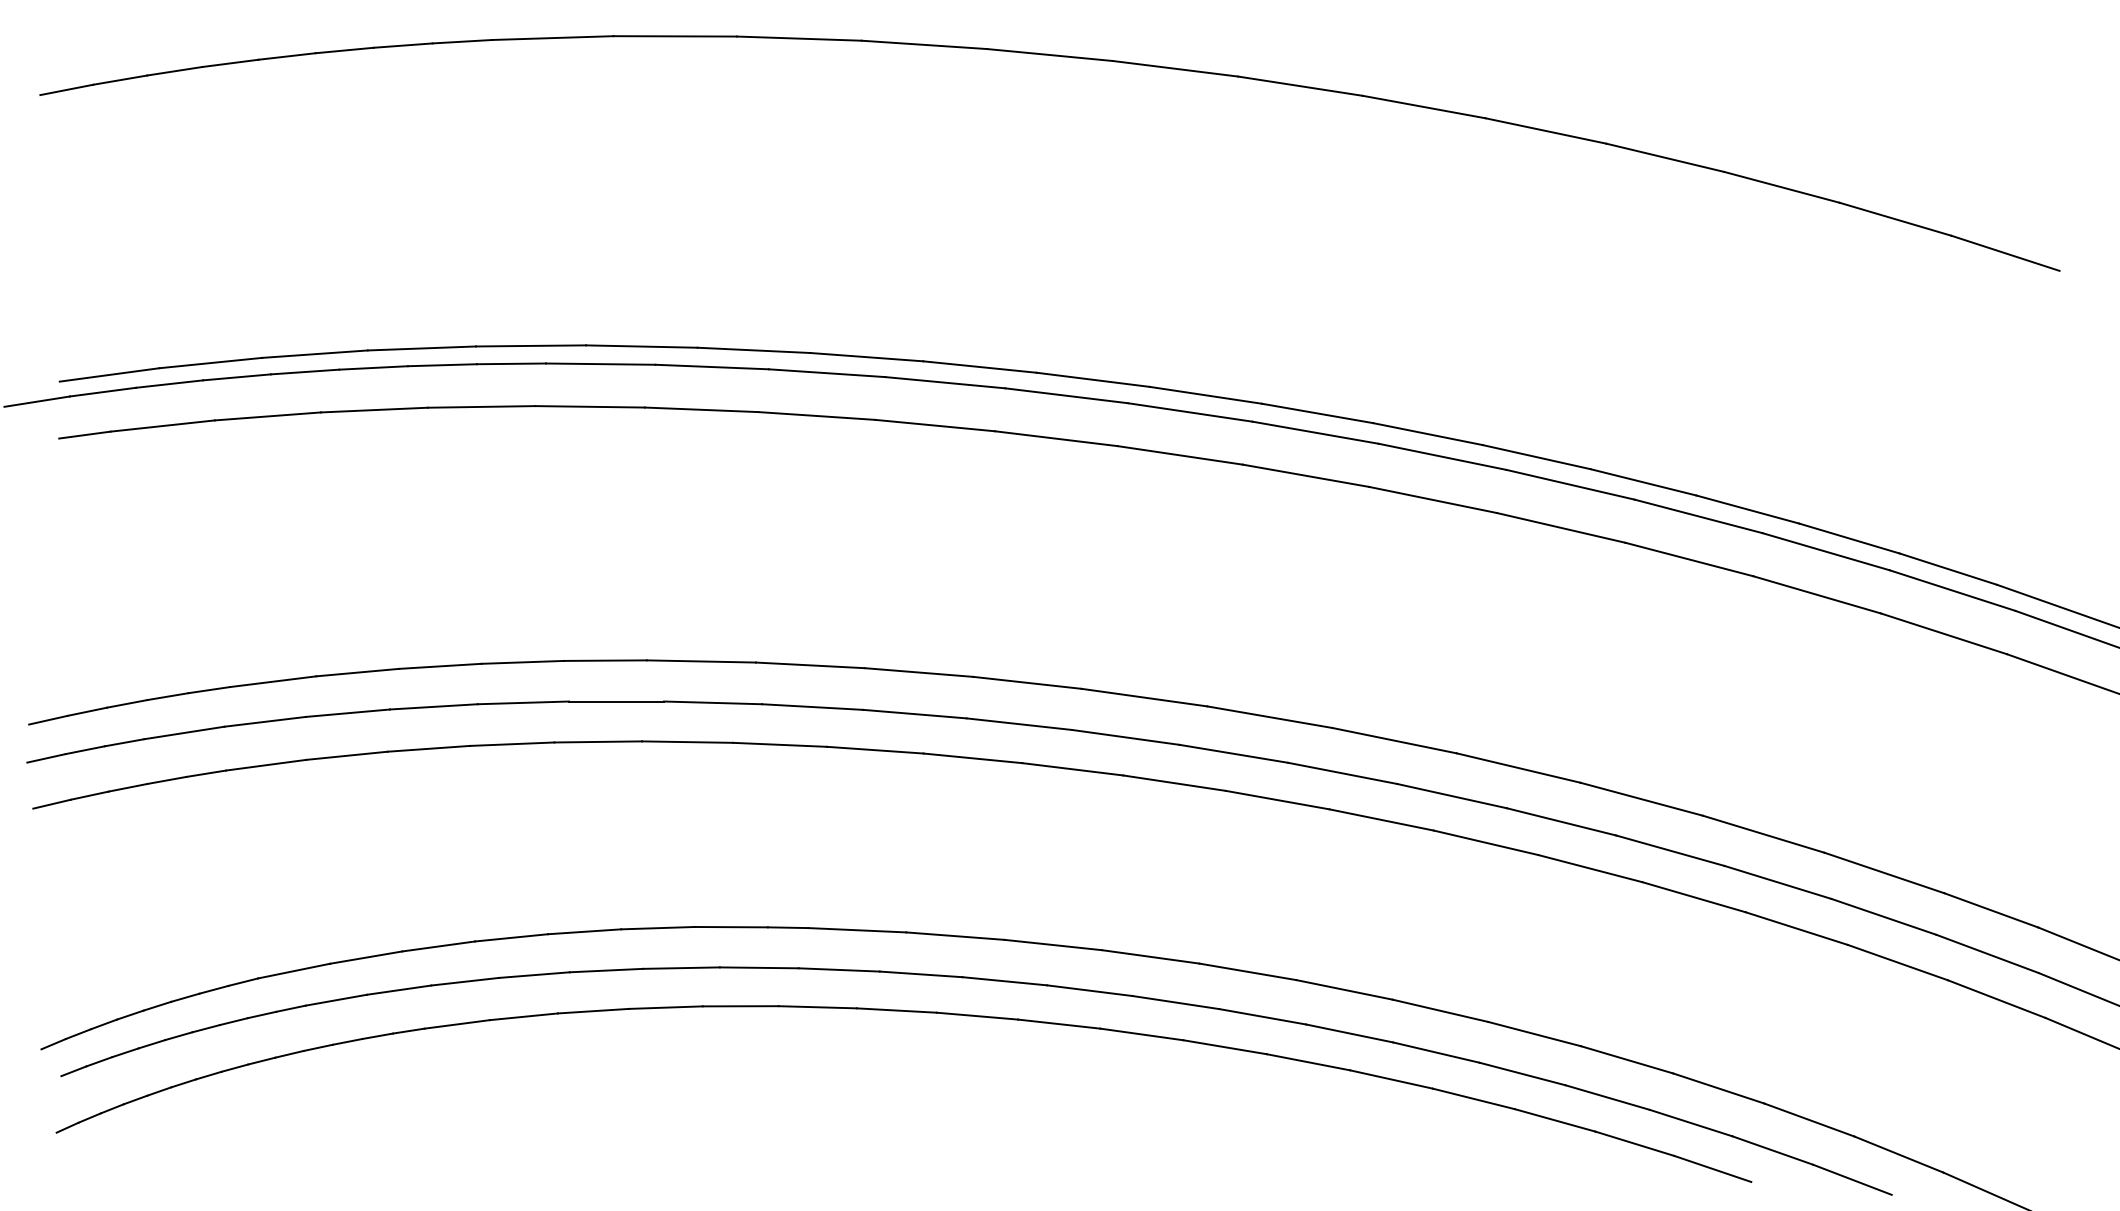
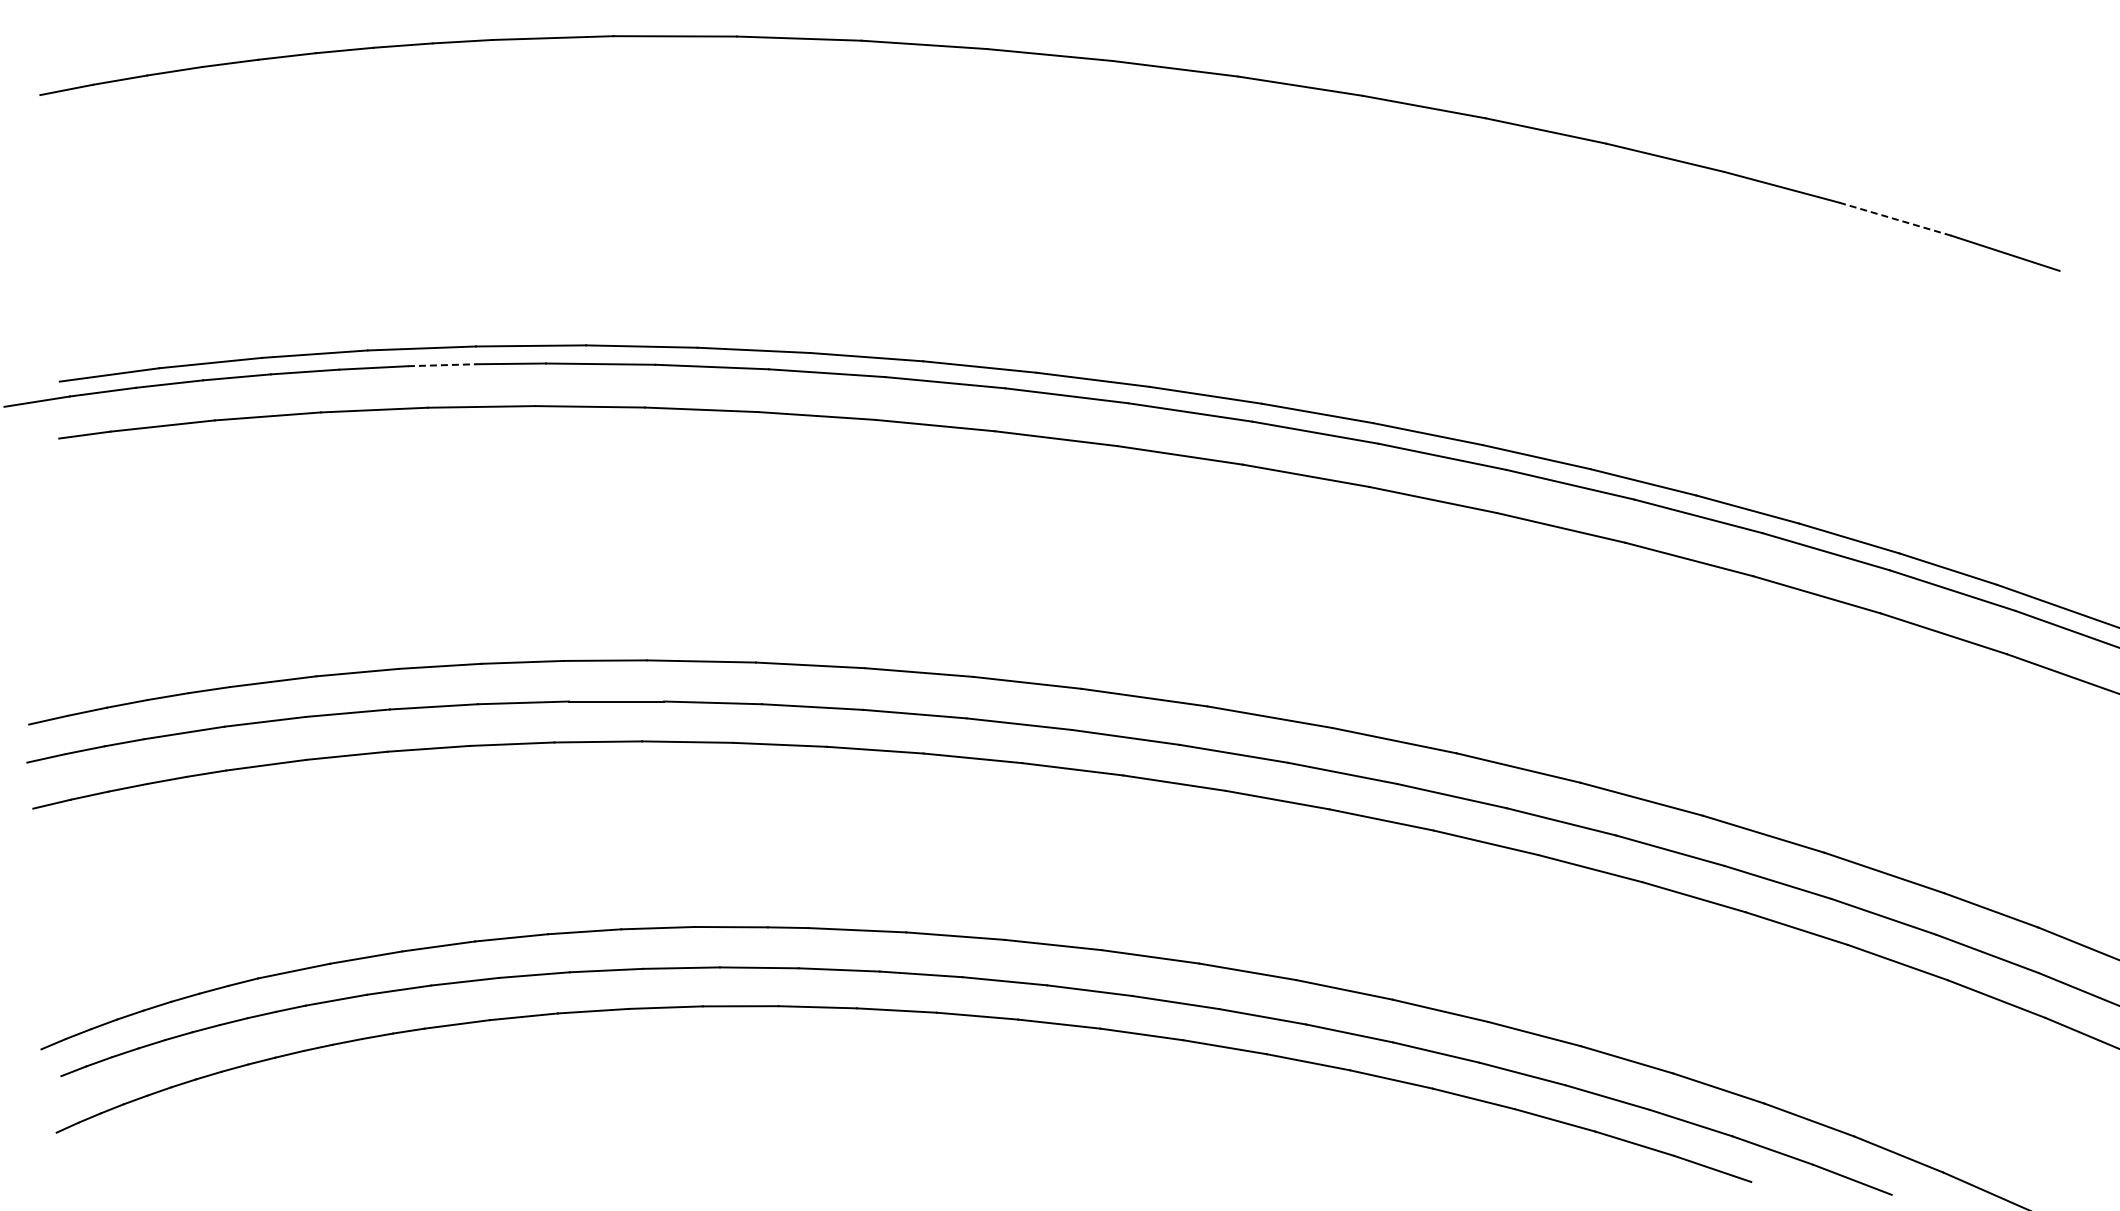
line: solid -> dashed (1894, 219)
line: solid -> dashed (442, 365)
